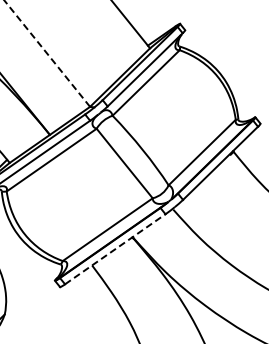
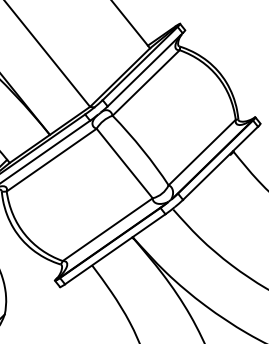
line: dashed -> solid (46, 53)
line: dashed -> solid (115, 248)
